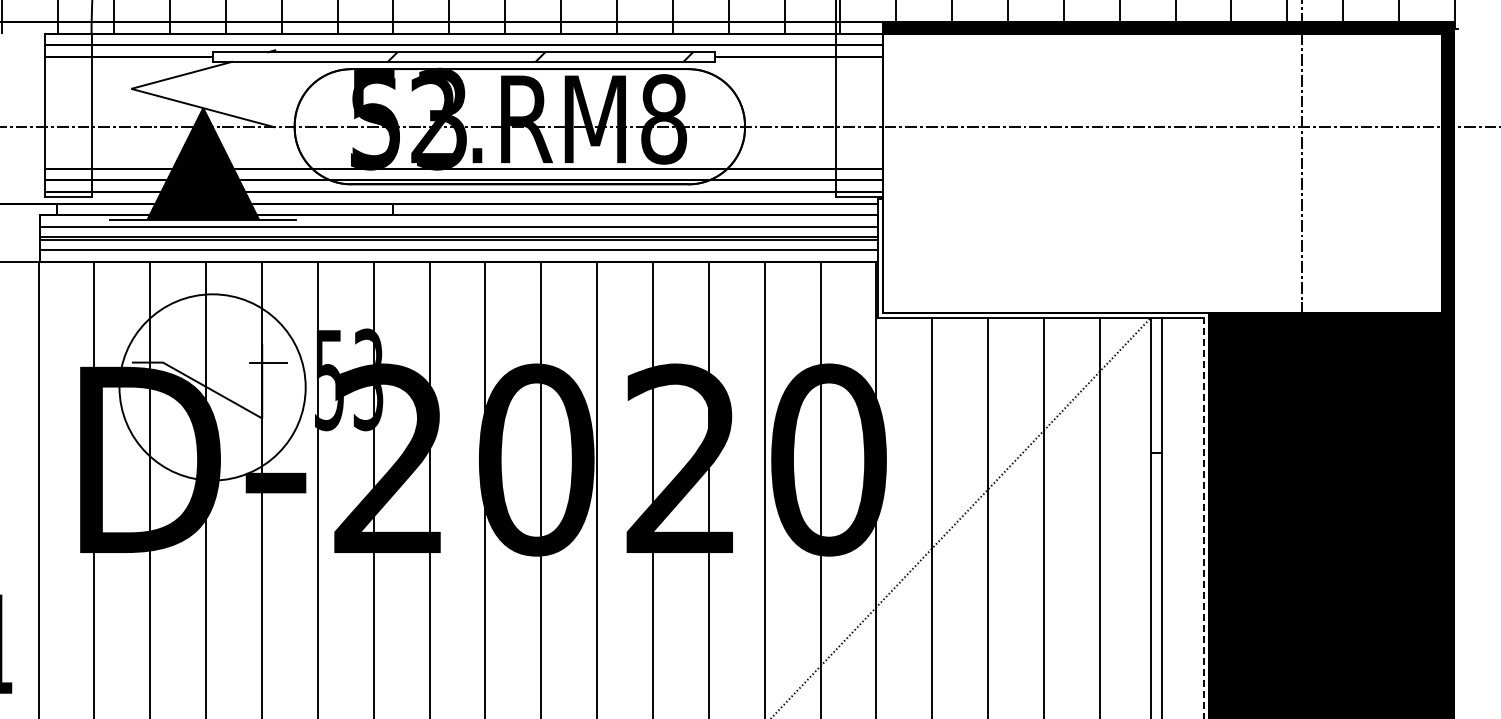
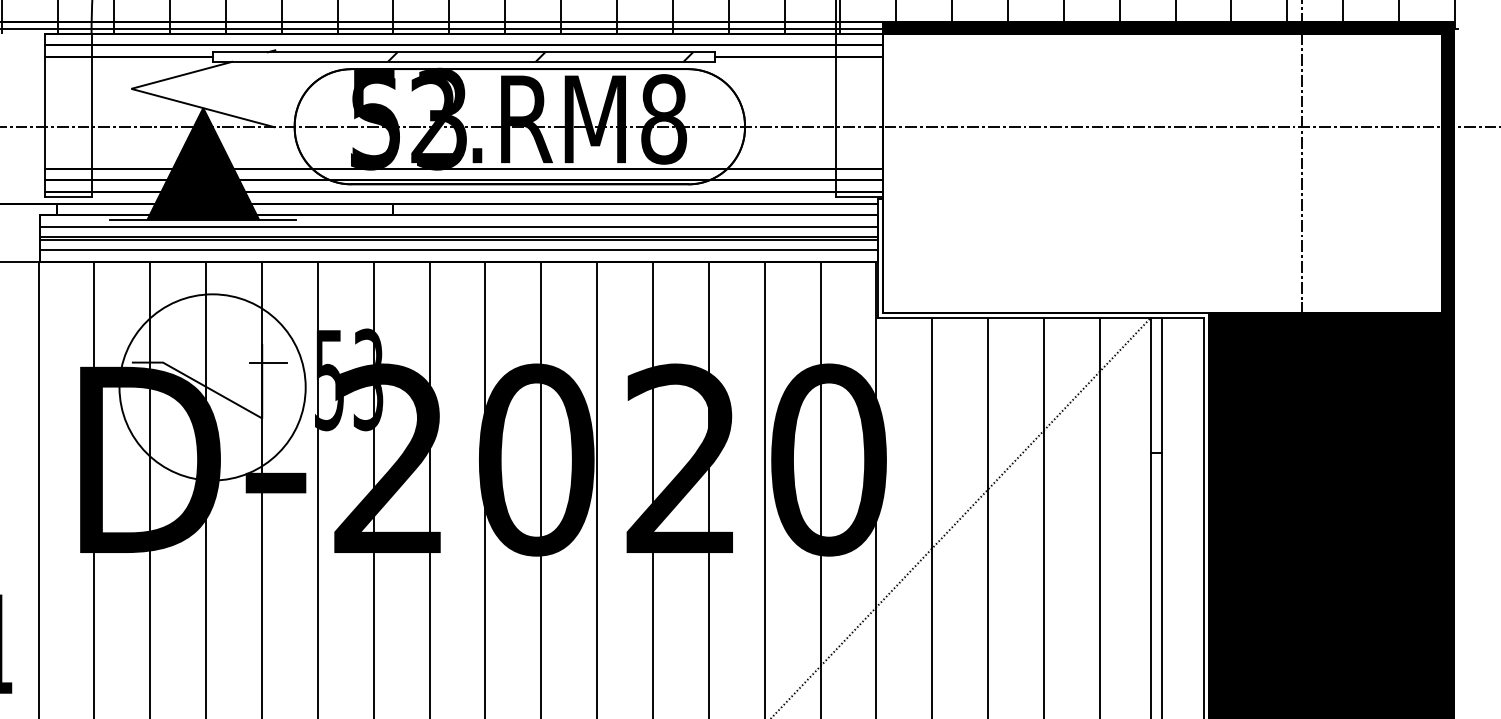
line: none -> present (442, 29)
line: dashed -> solid (1204, 517)
